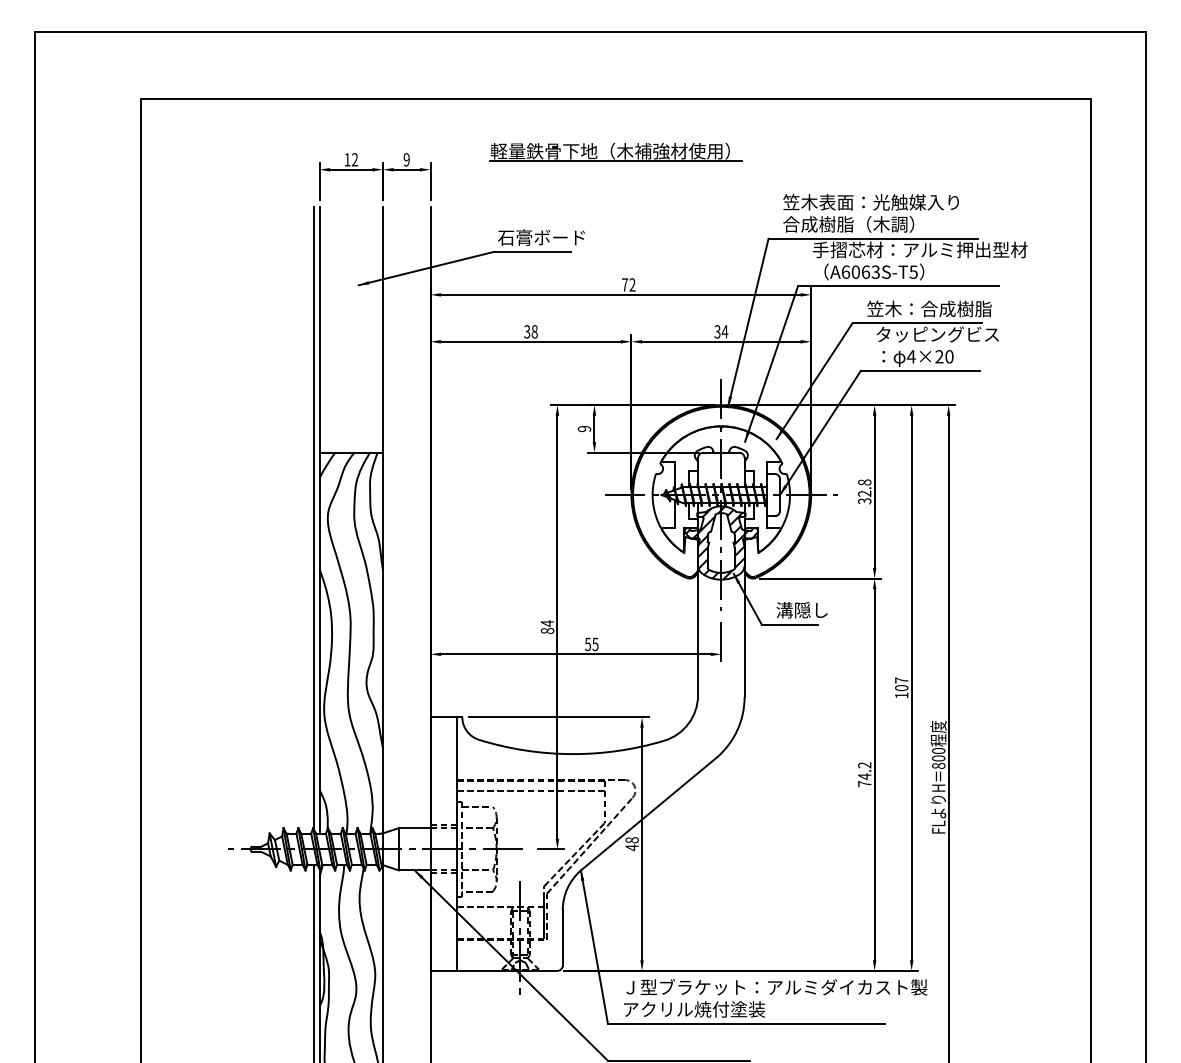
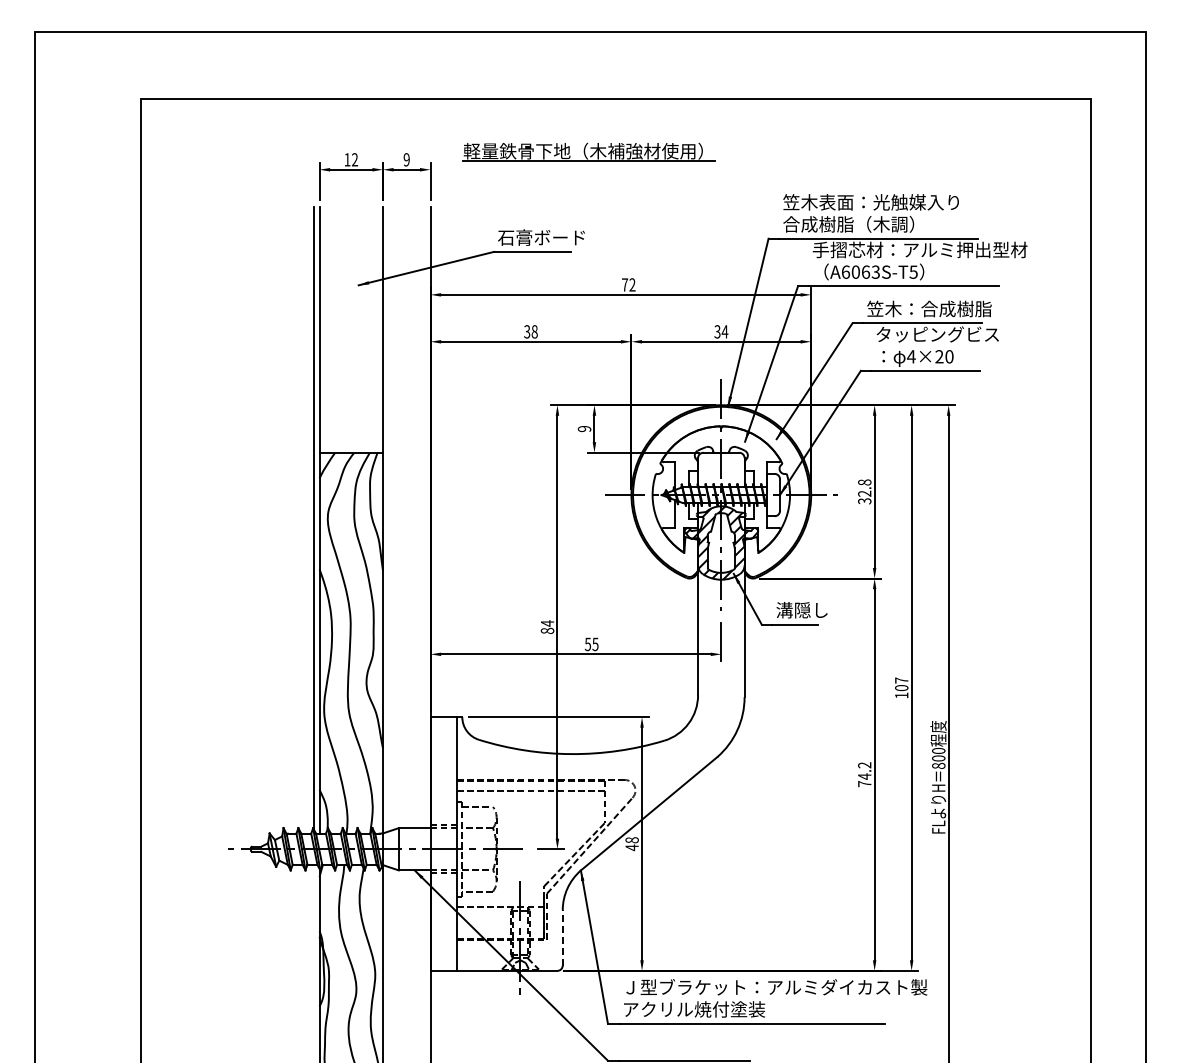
part position: (615, 151) -> (588, 151) (588, 151)
line: solid -> dashed (562, 937)
line: present -> none (314, 961)
